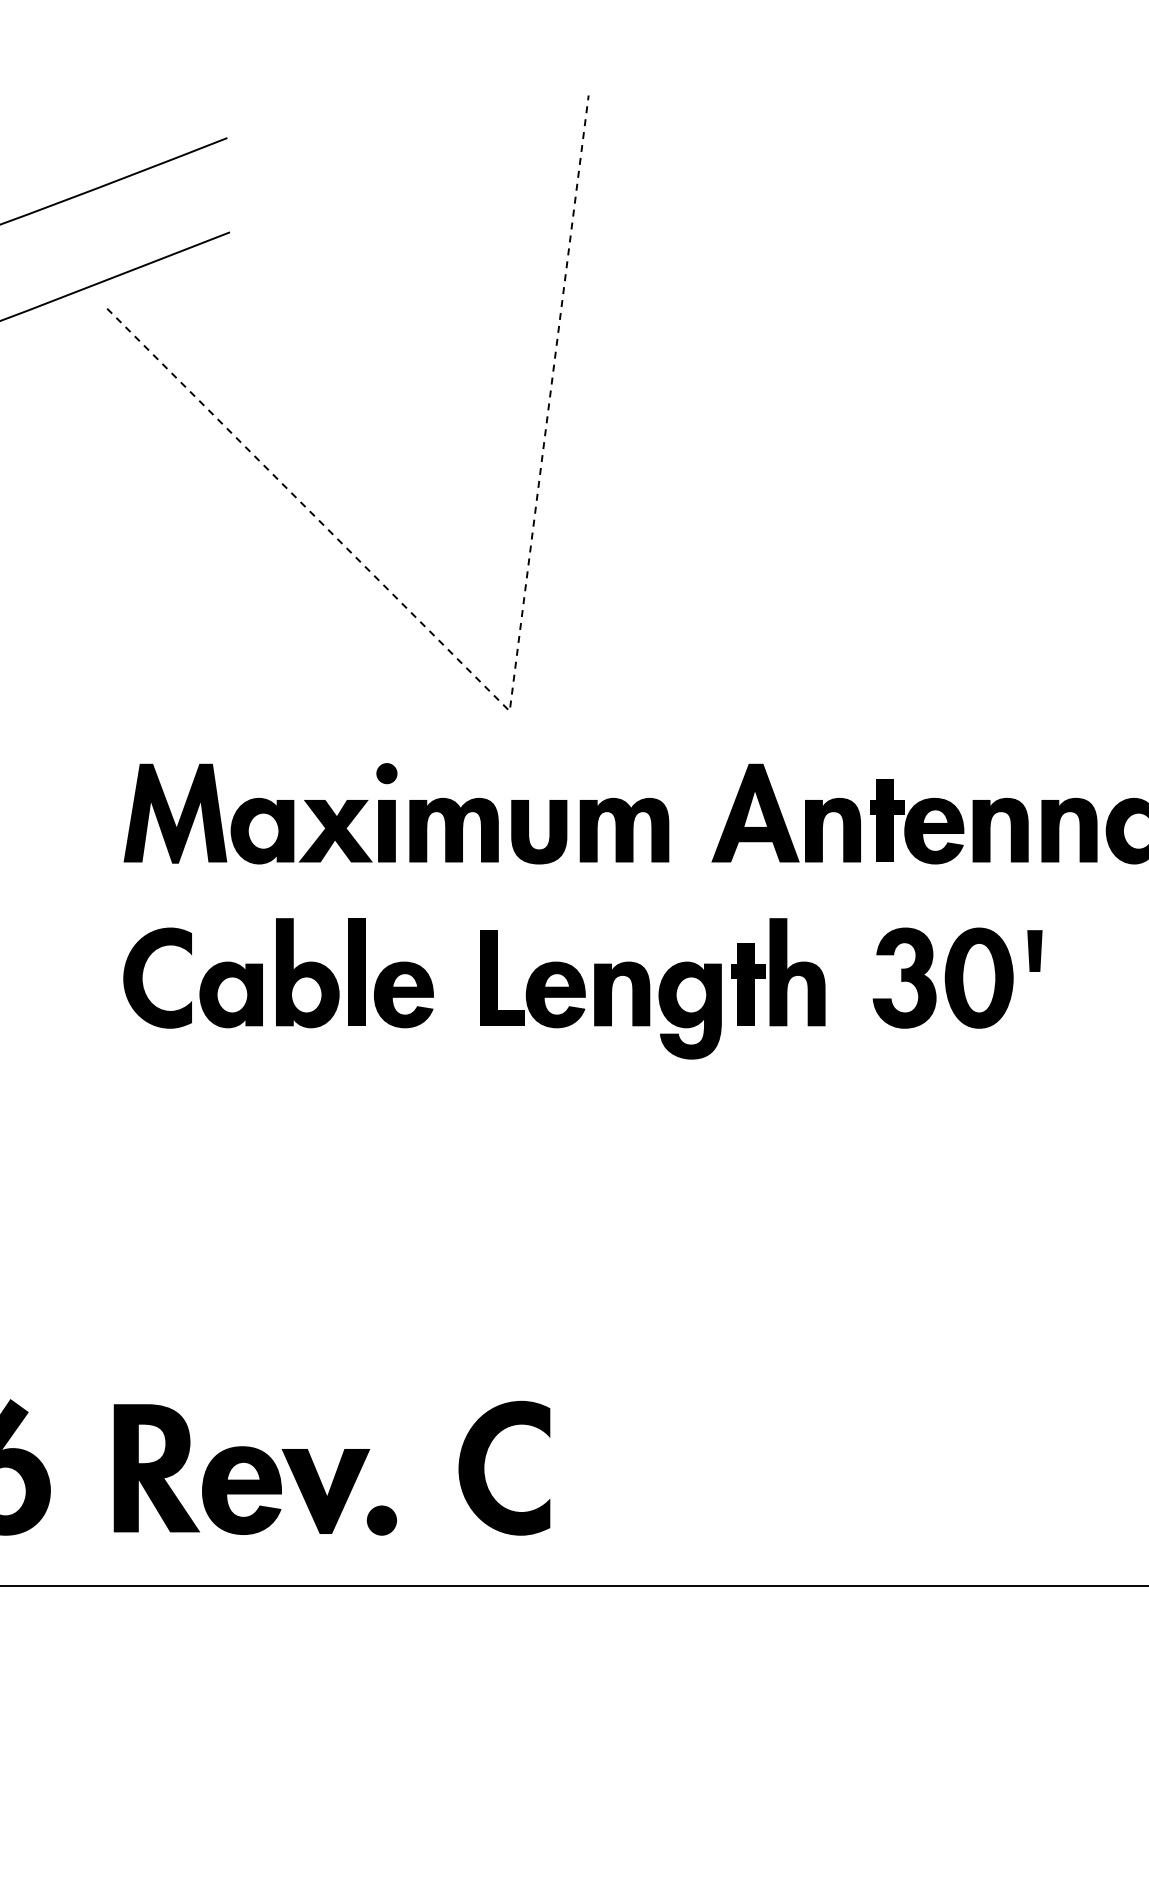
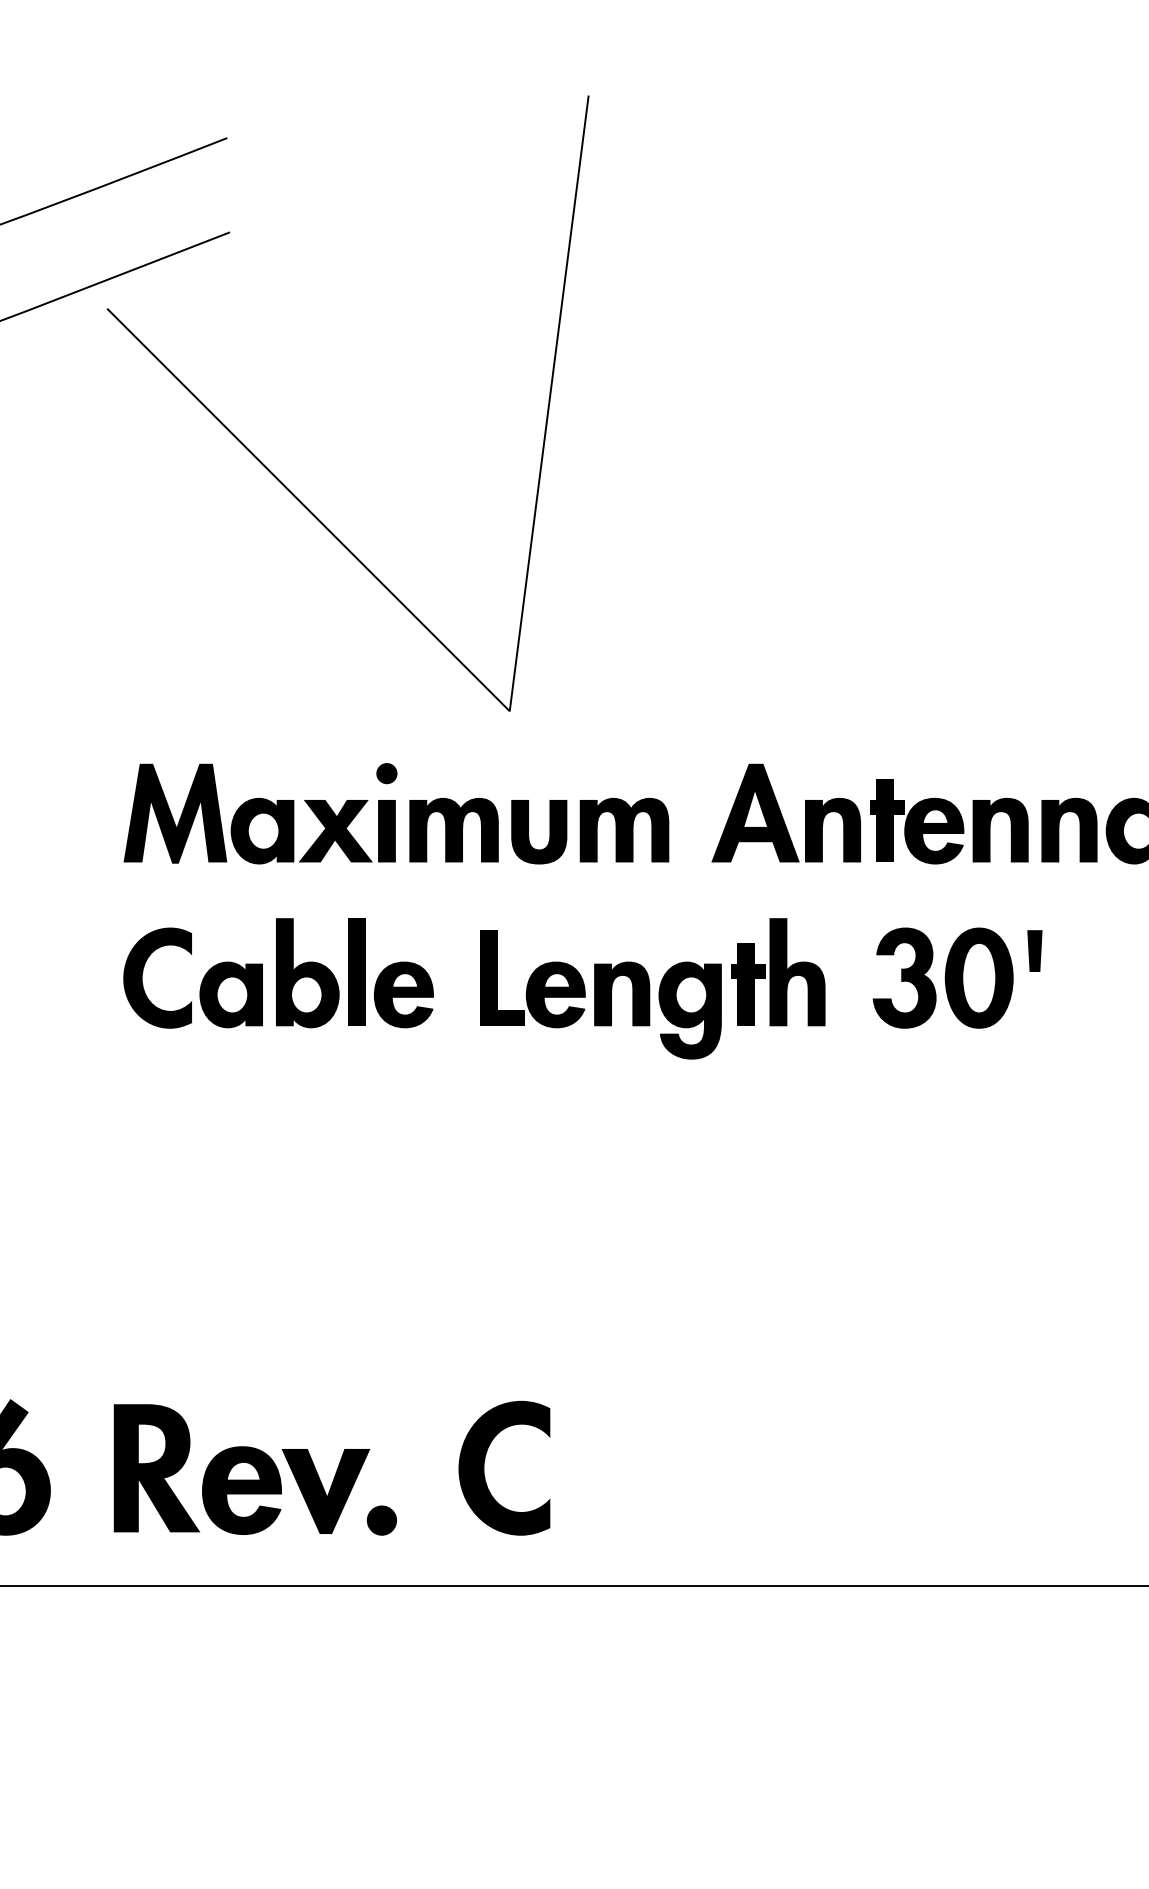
line: dashed -> solid (512, 686)
